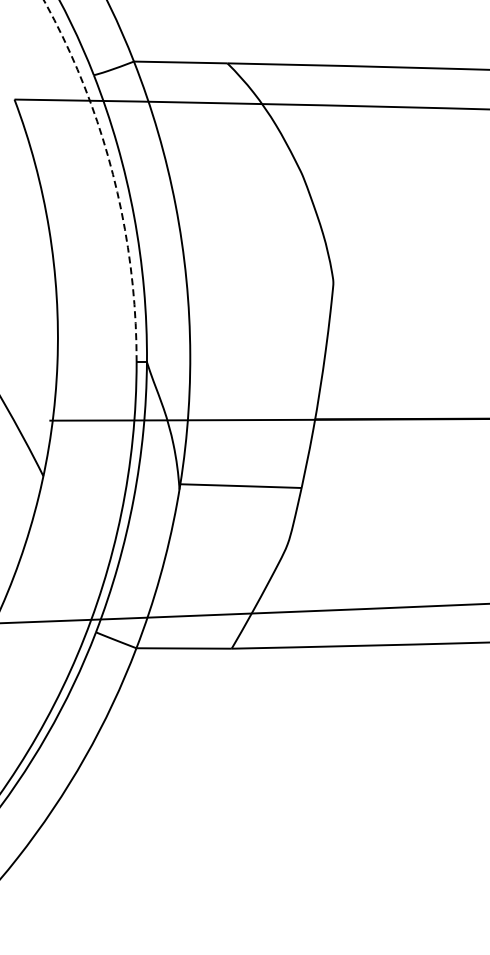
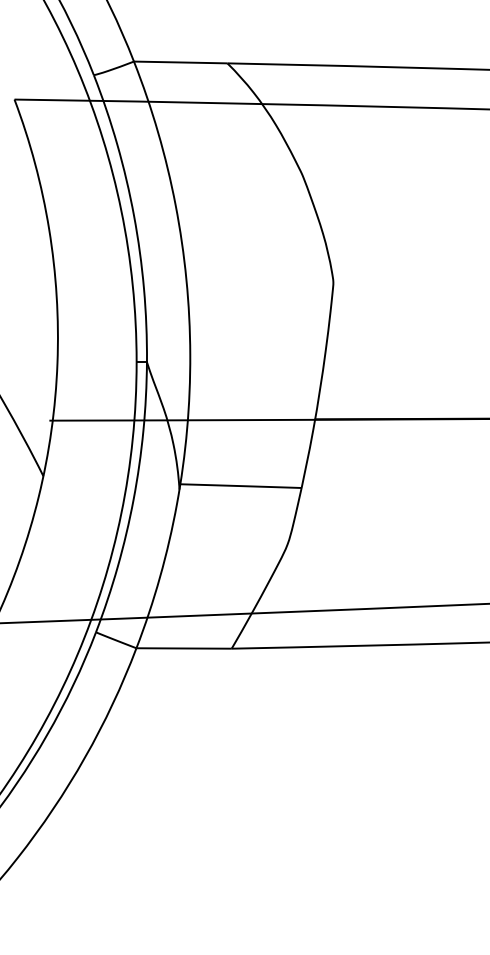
arc: dashed -> solid (113, 174)
